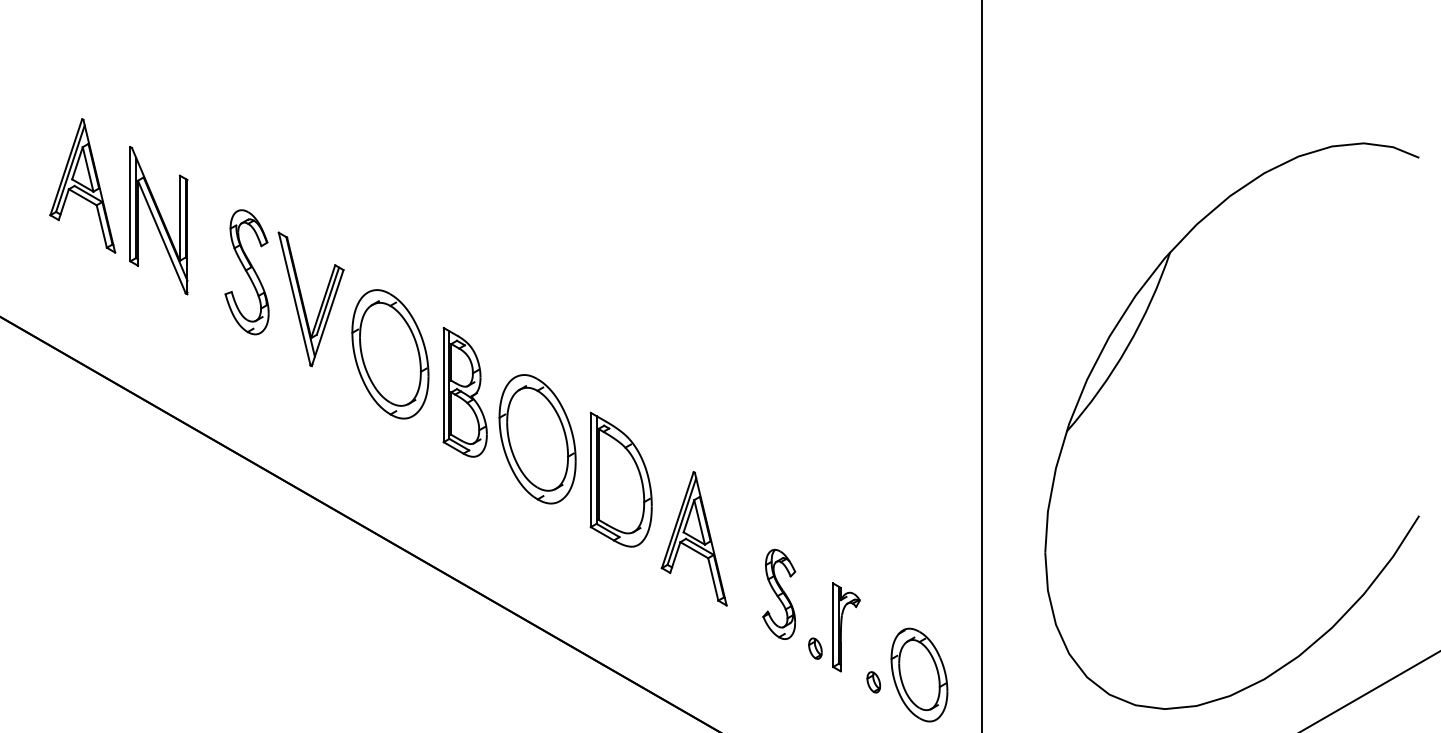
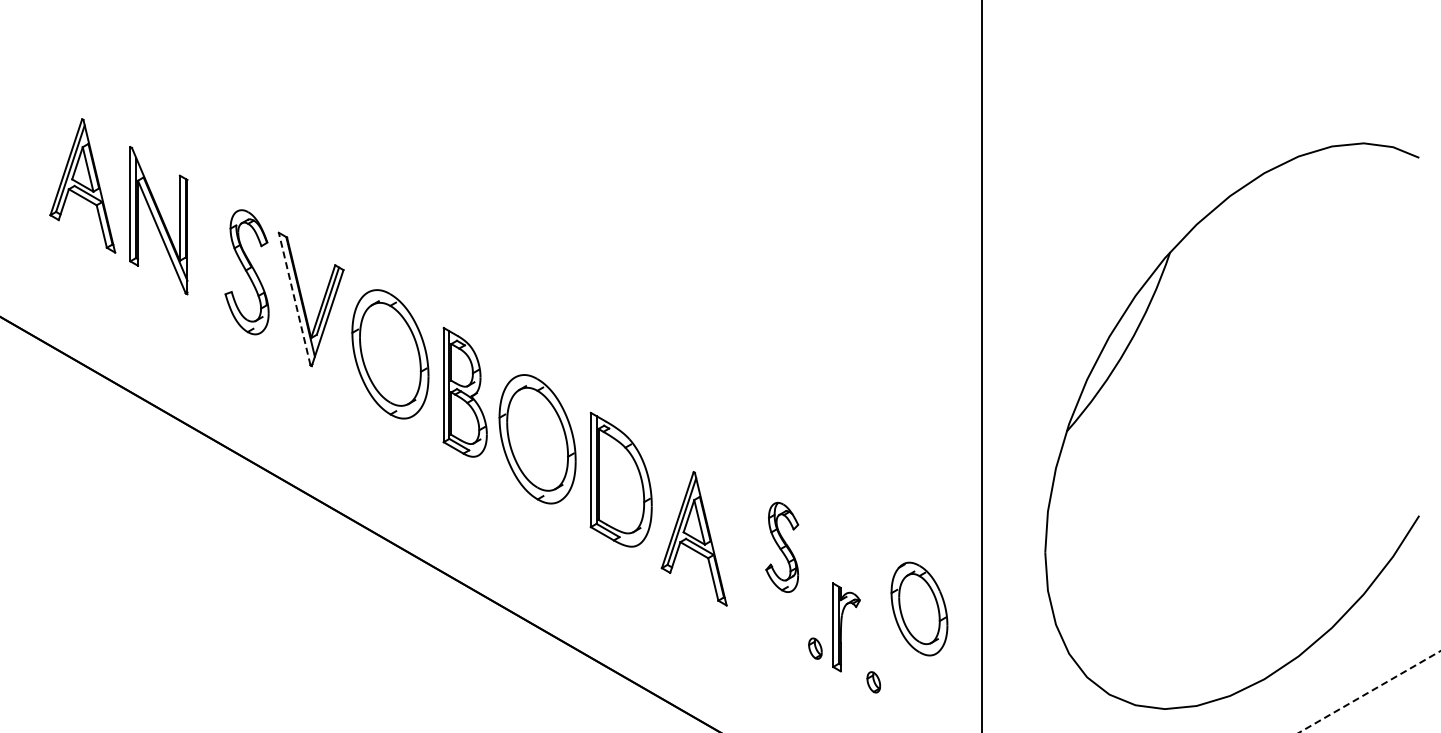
line: solid -> dashed (294, 298)
part position: (779, 593) -> (782, 546) (782, 546)
part position: (919, 674) -> (919, 608) (919, 608)
line: solid -> dashed (1369, 692)
